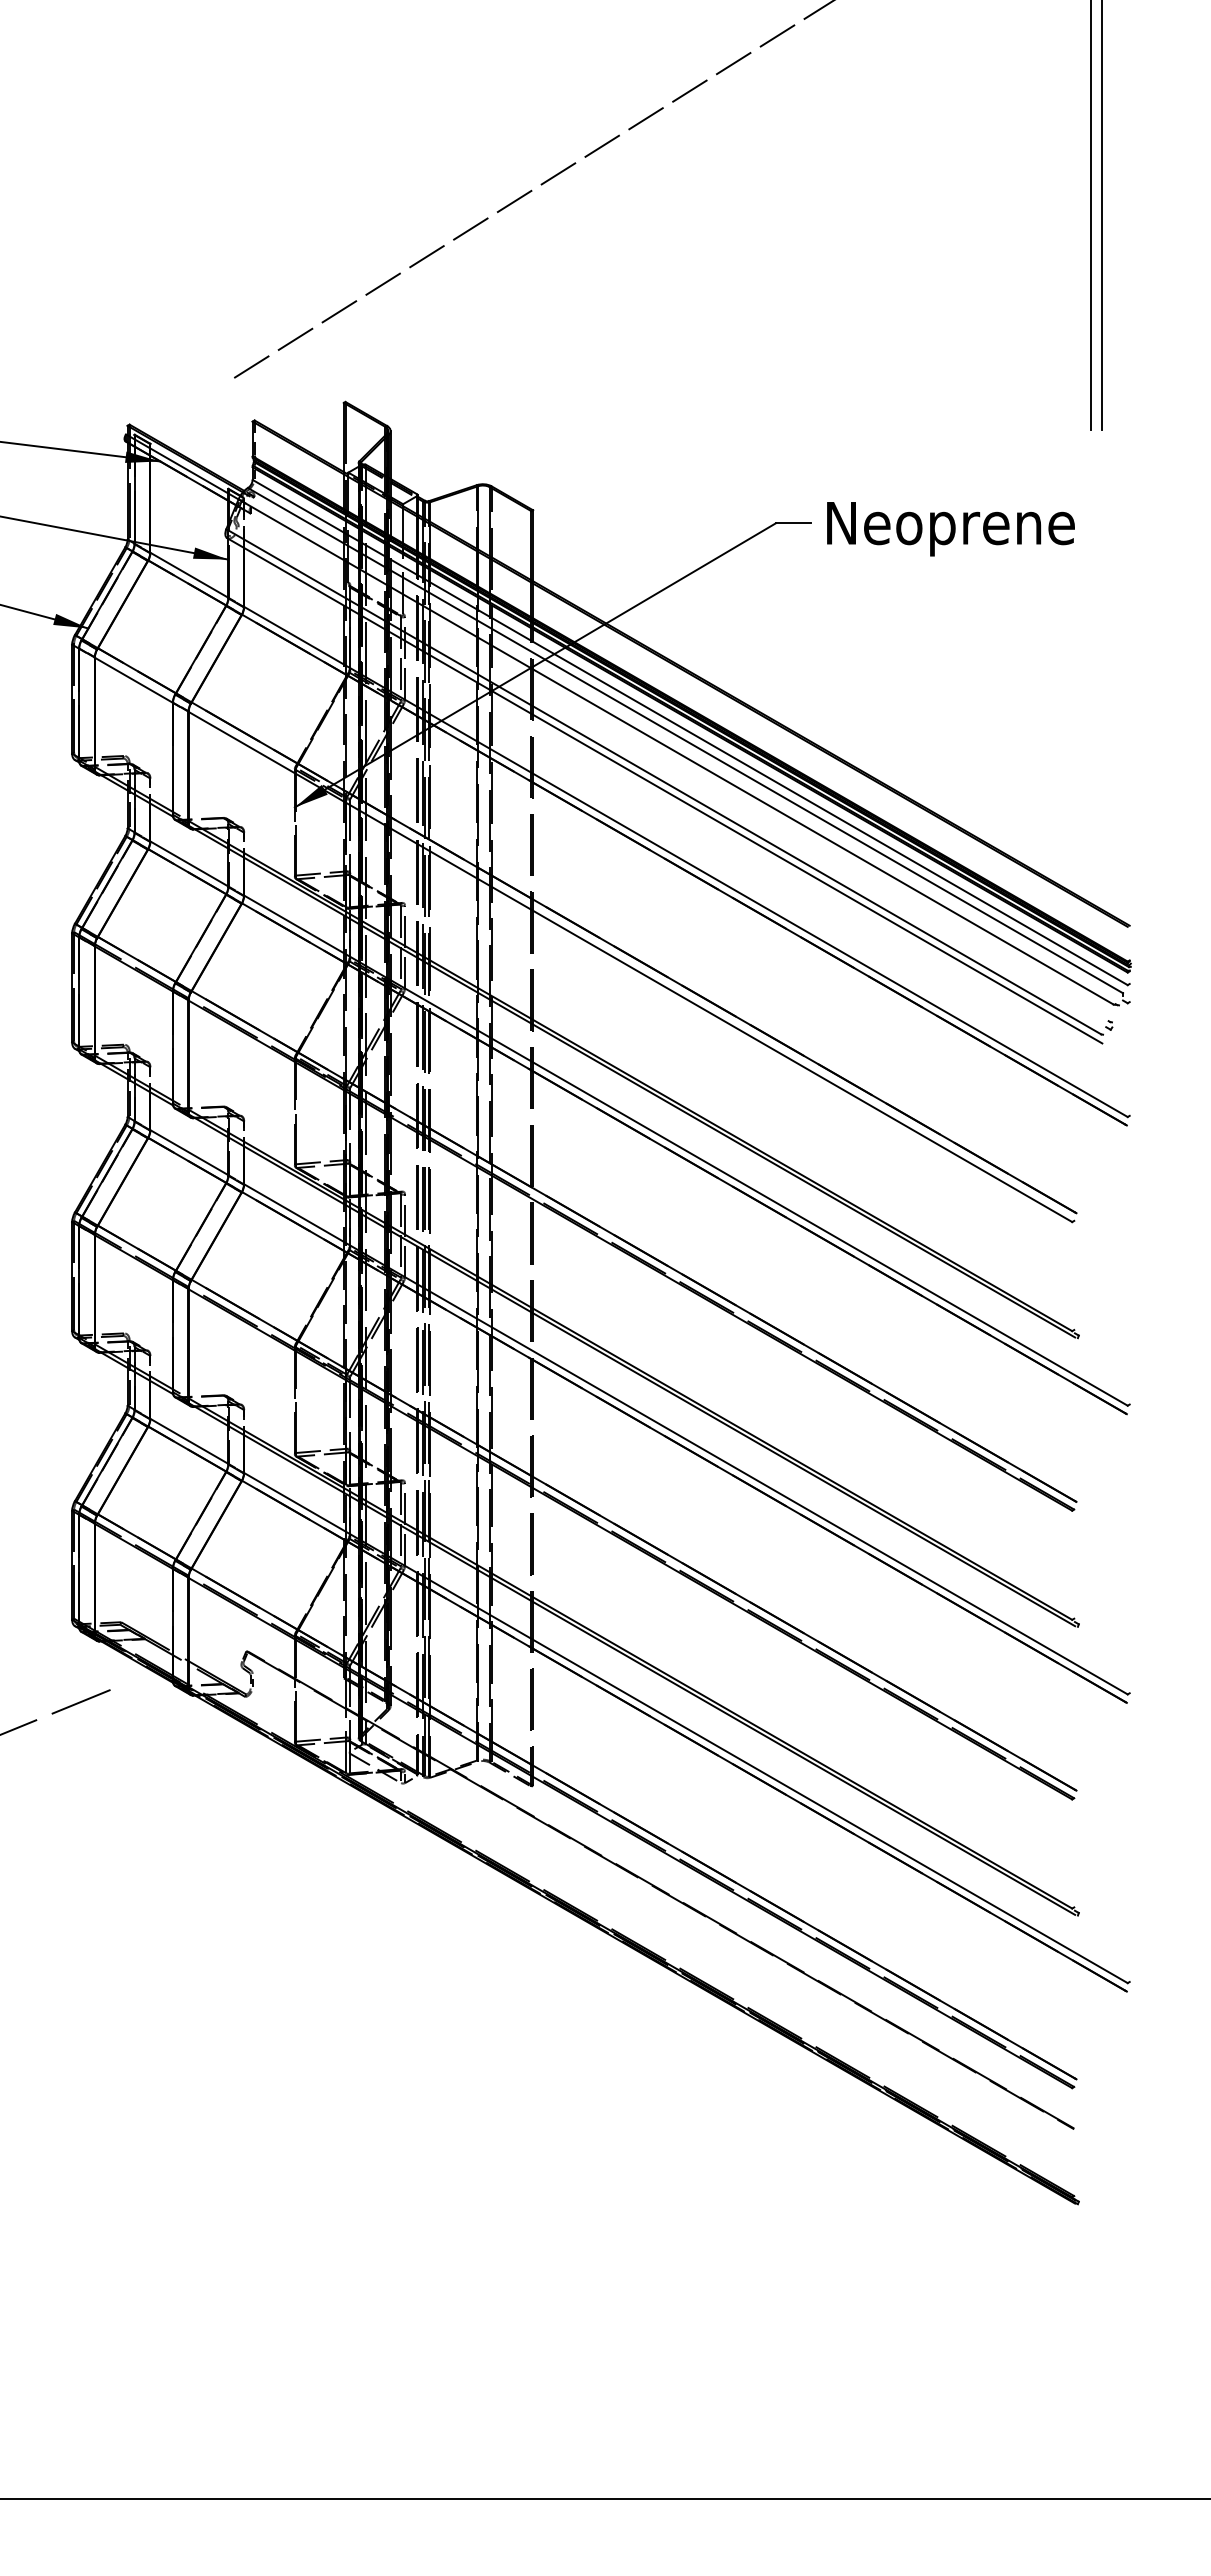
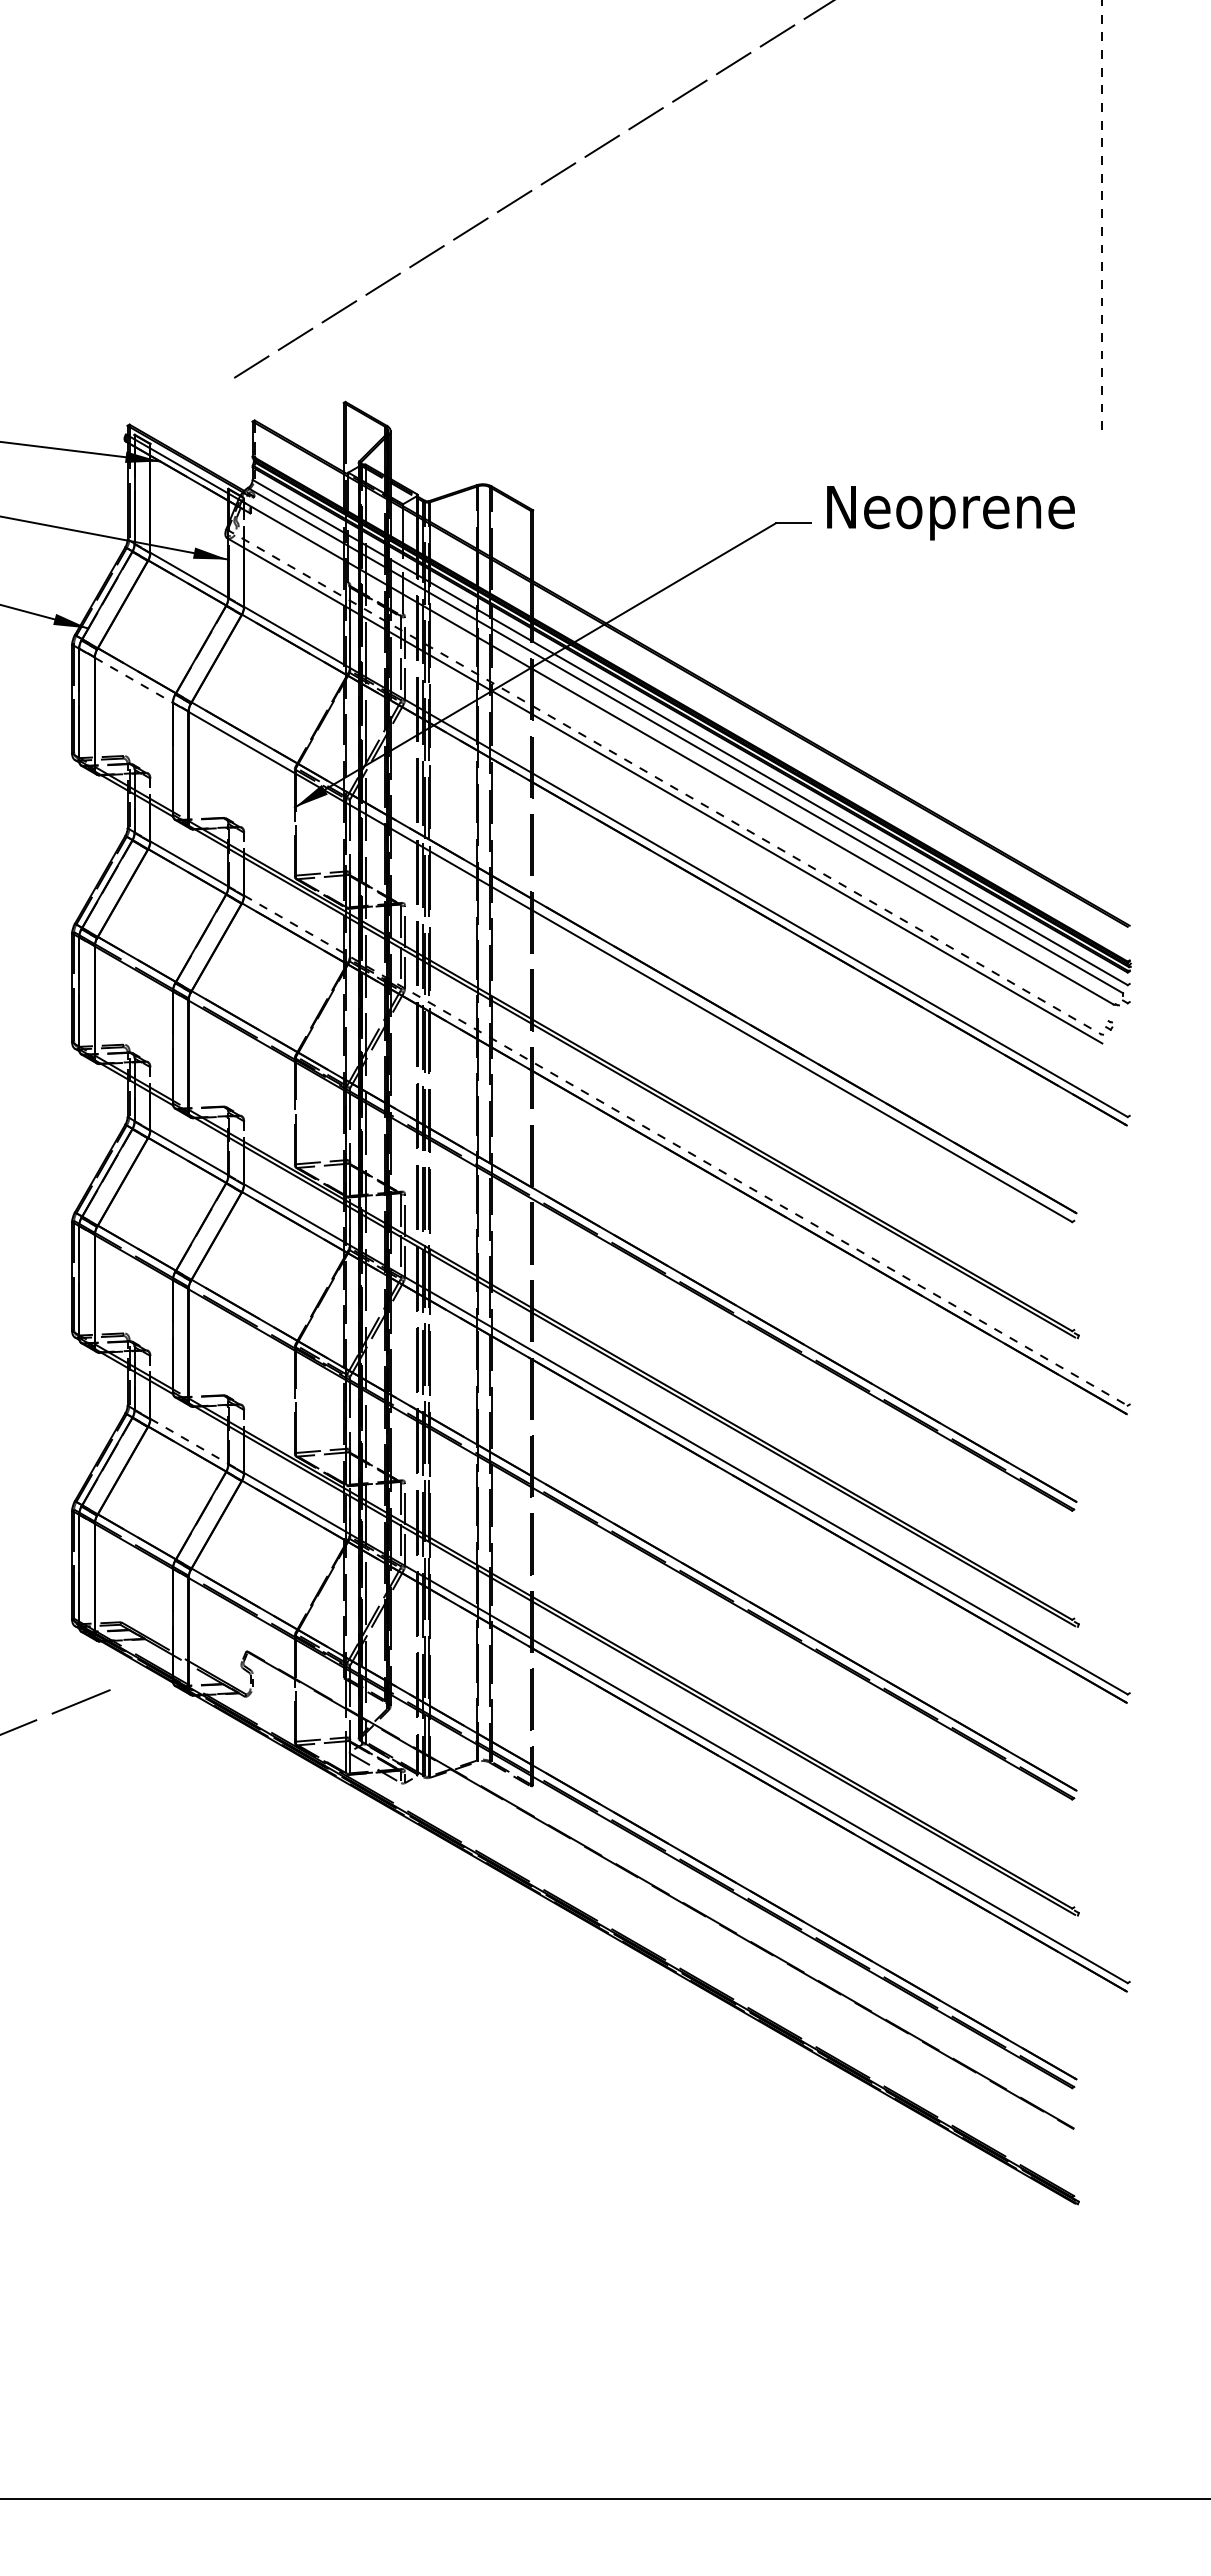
line: solid -> dashed (1101, 215)
line: present -> none (1090, 216)
text position: (950, 529) -> (950, 513) (950, 513)
line: solid -> dashed (133, 680)
line: solid -> dashed (664, 782)
line: solid -> dashed (686, 1150)
line: solid -> dashed (189, 1441)
